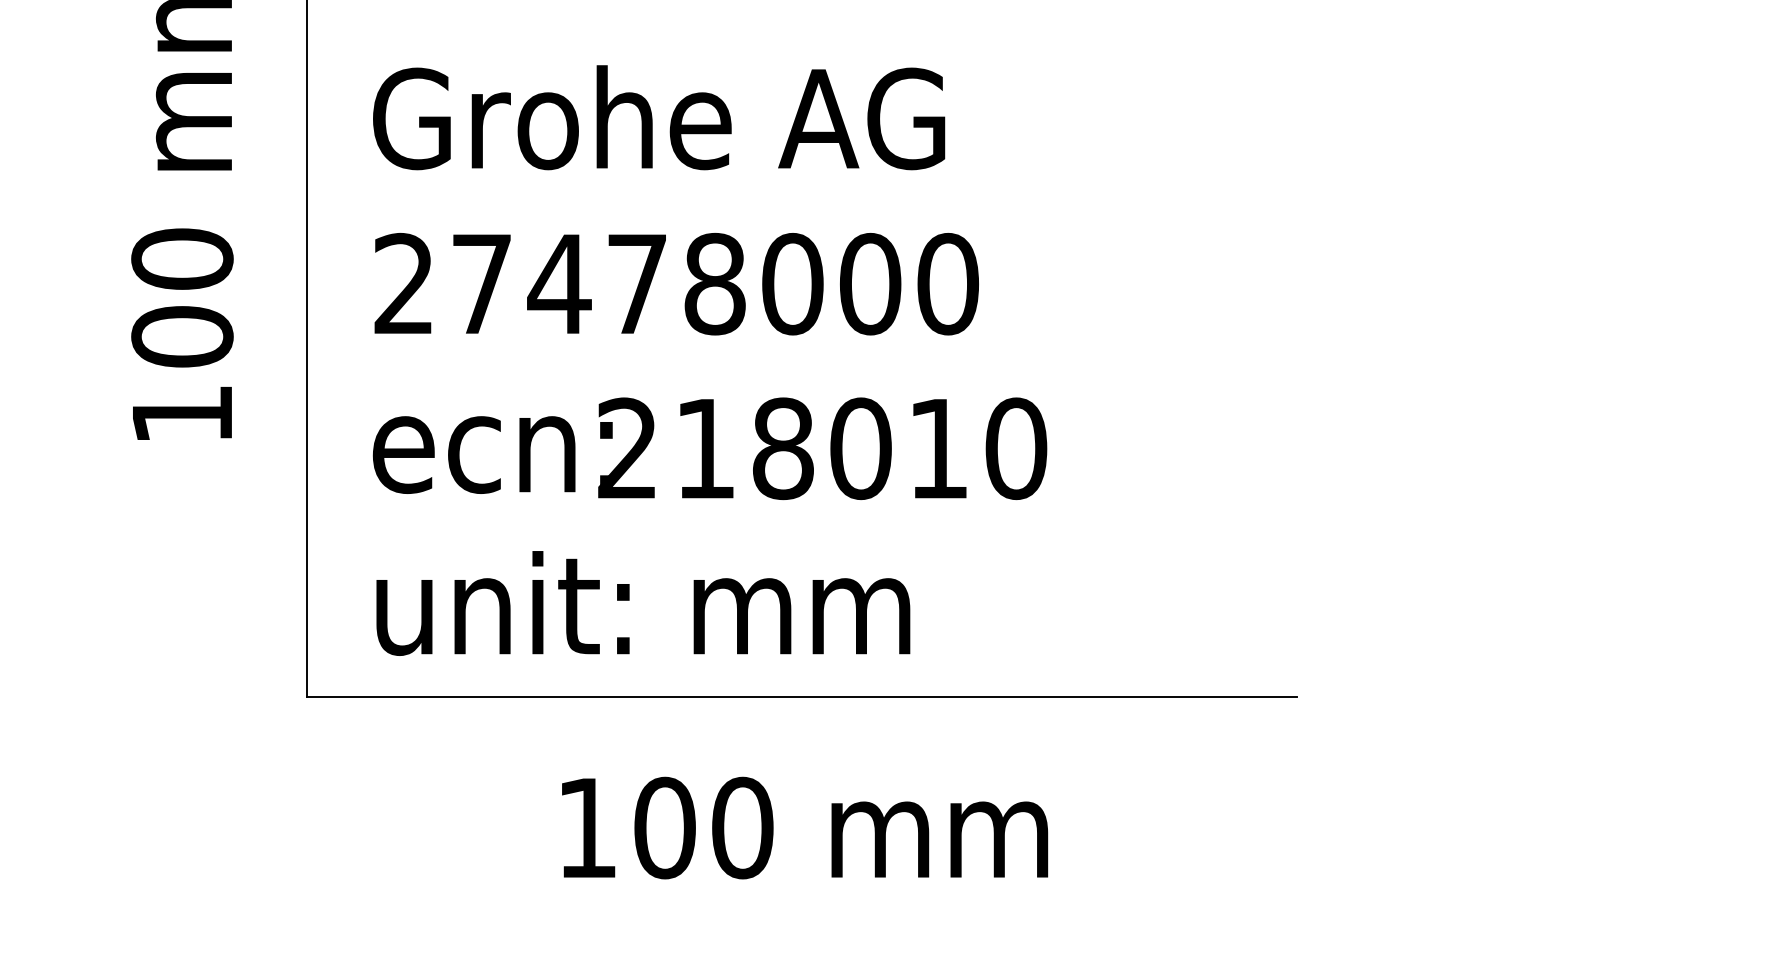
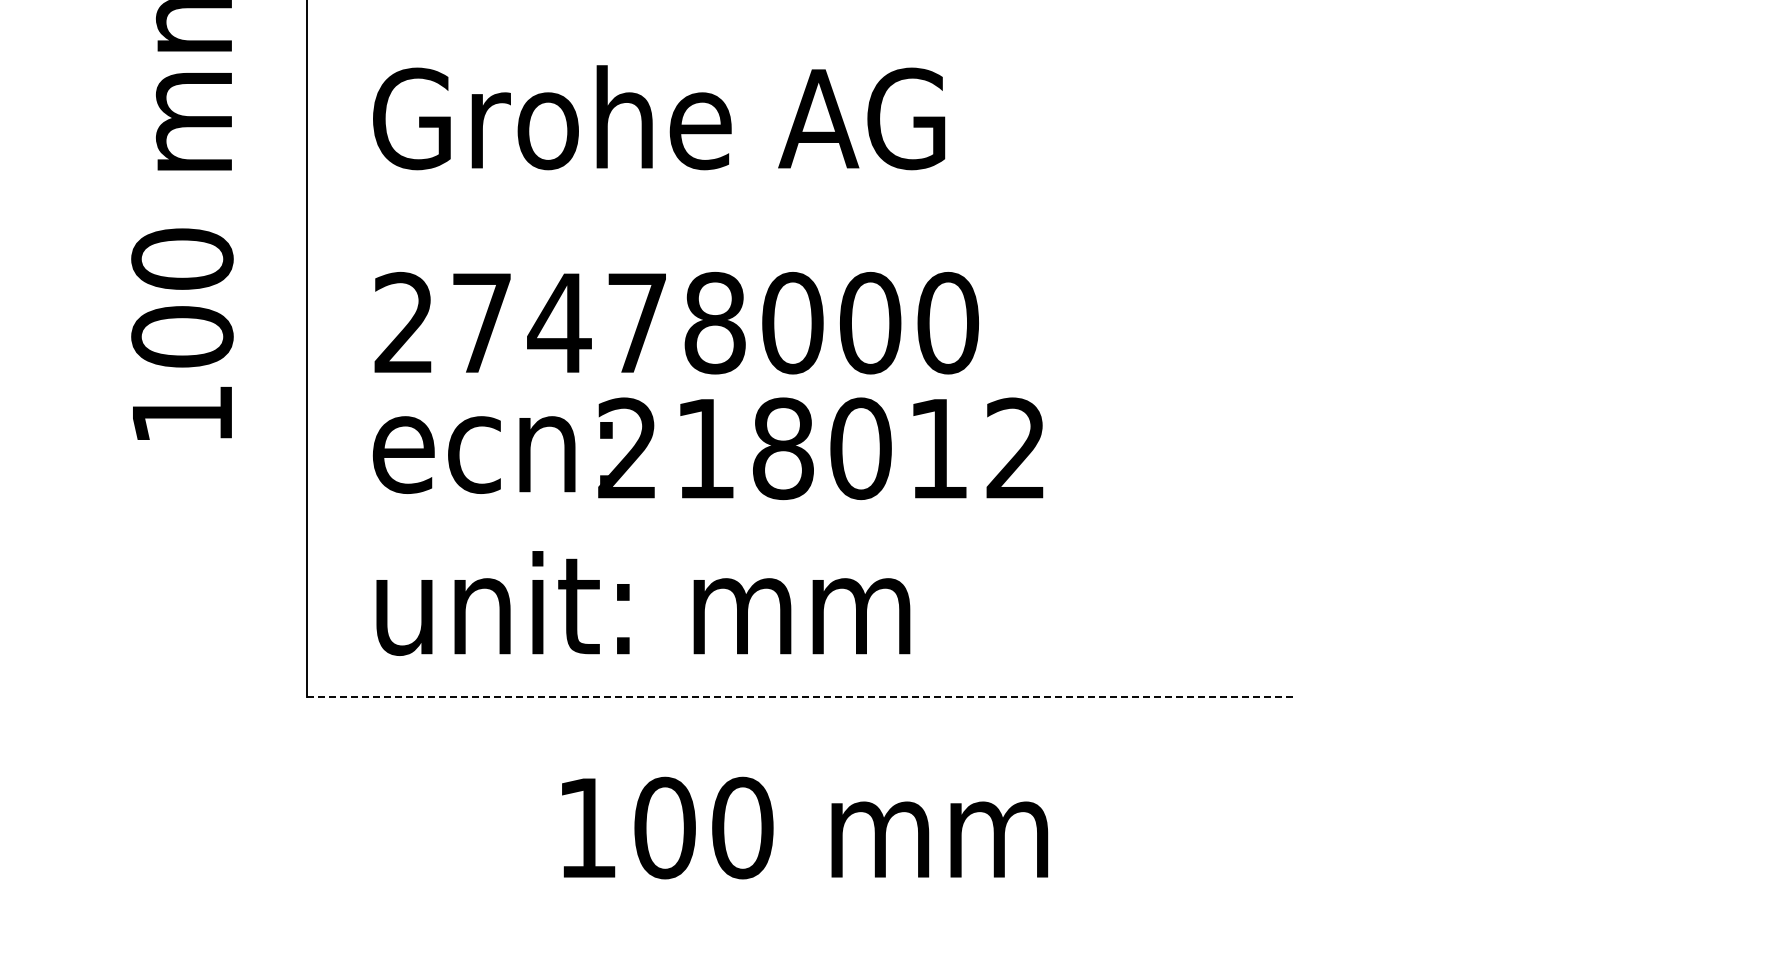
text position: (676, 284) -> (676, 323) (676, 323)
text: 218010 -> 218012 (1016, 448)
line: solid -> dashed (802, 697)
